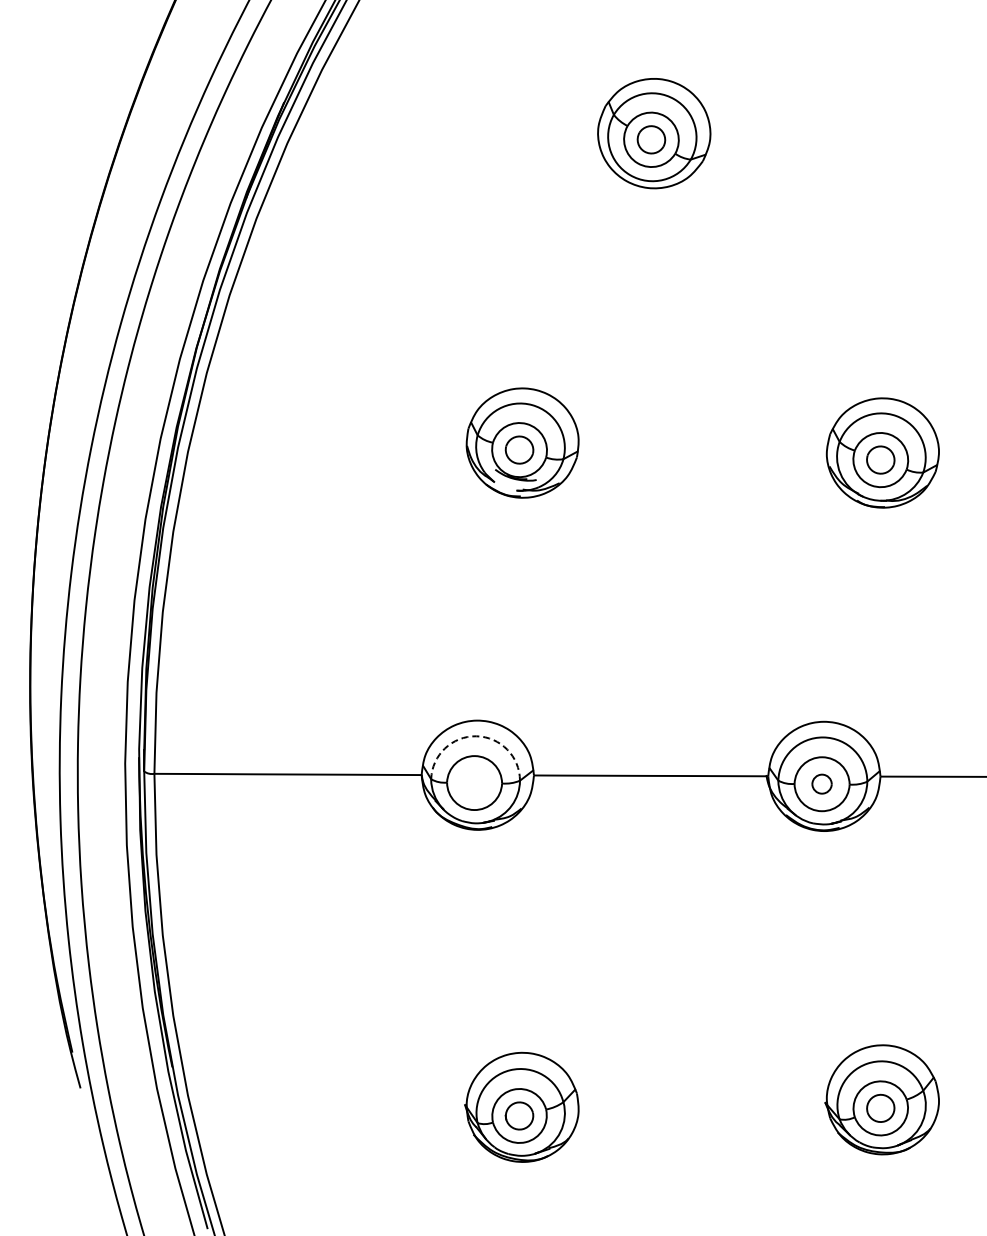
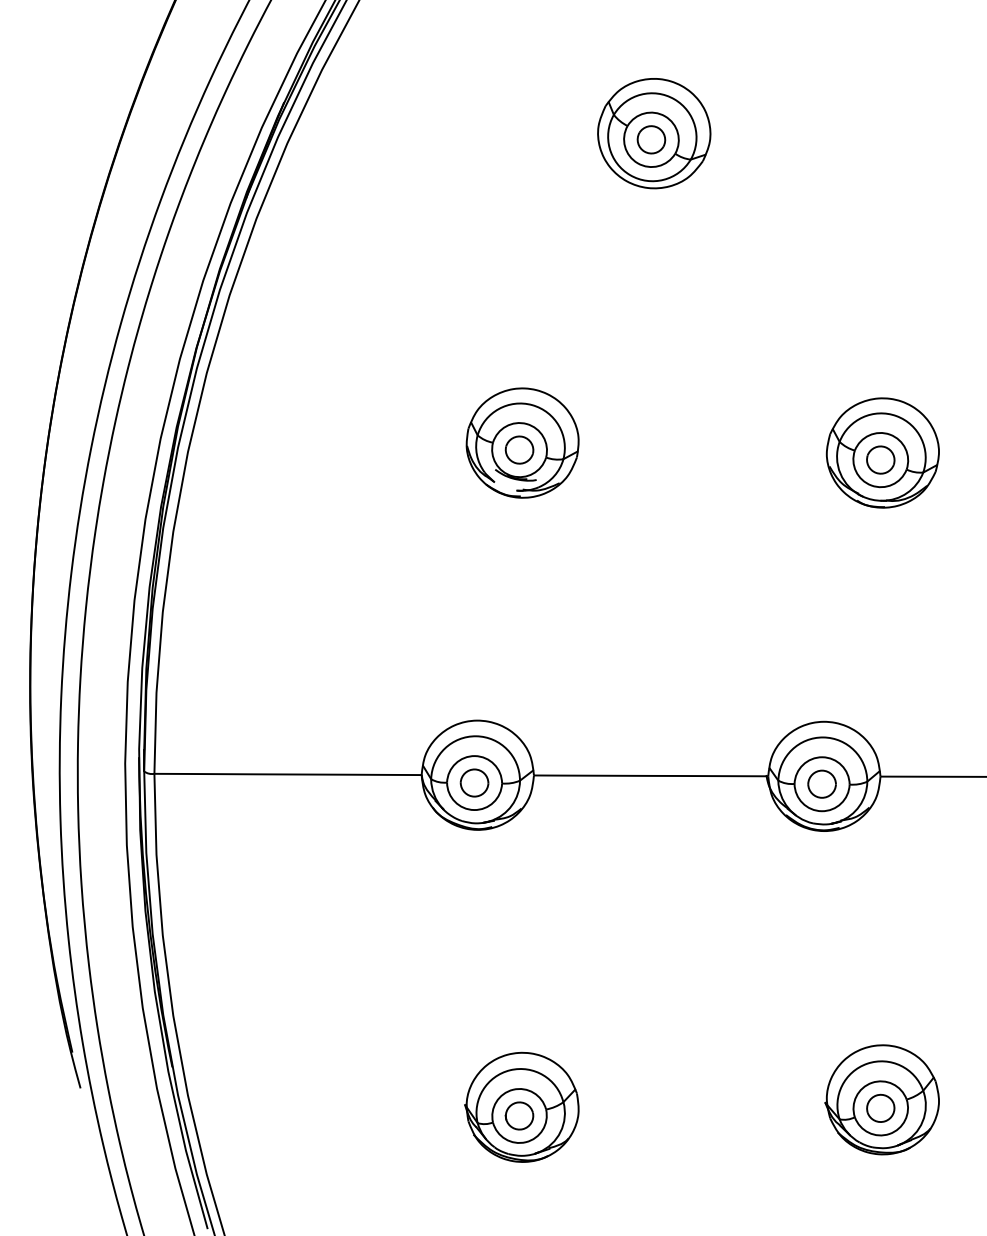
arc: dashed -> solid (476, 736)
part: none -> present (474, 782)
part size: 22x22 px -> 30x30 px (821, 783)
